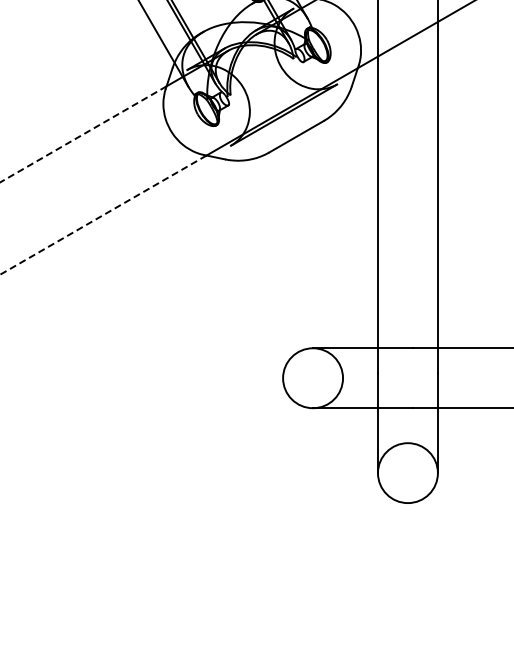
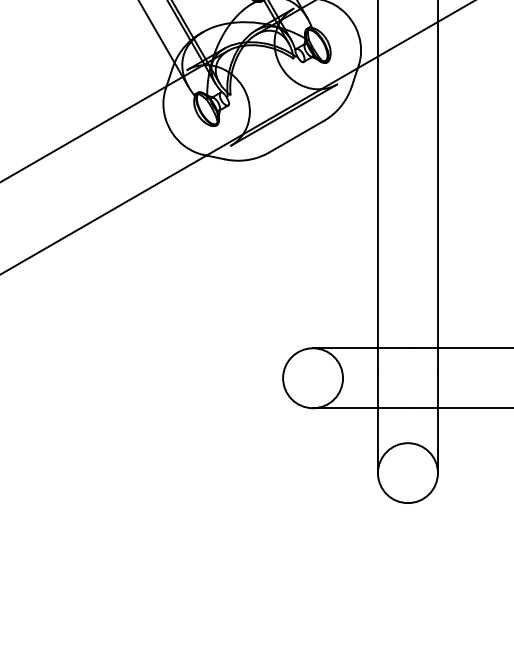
line: dashed -> solid (83, 134)
line: dashed -> solid (103, 214)
